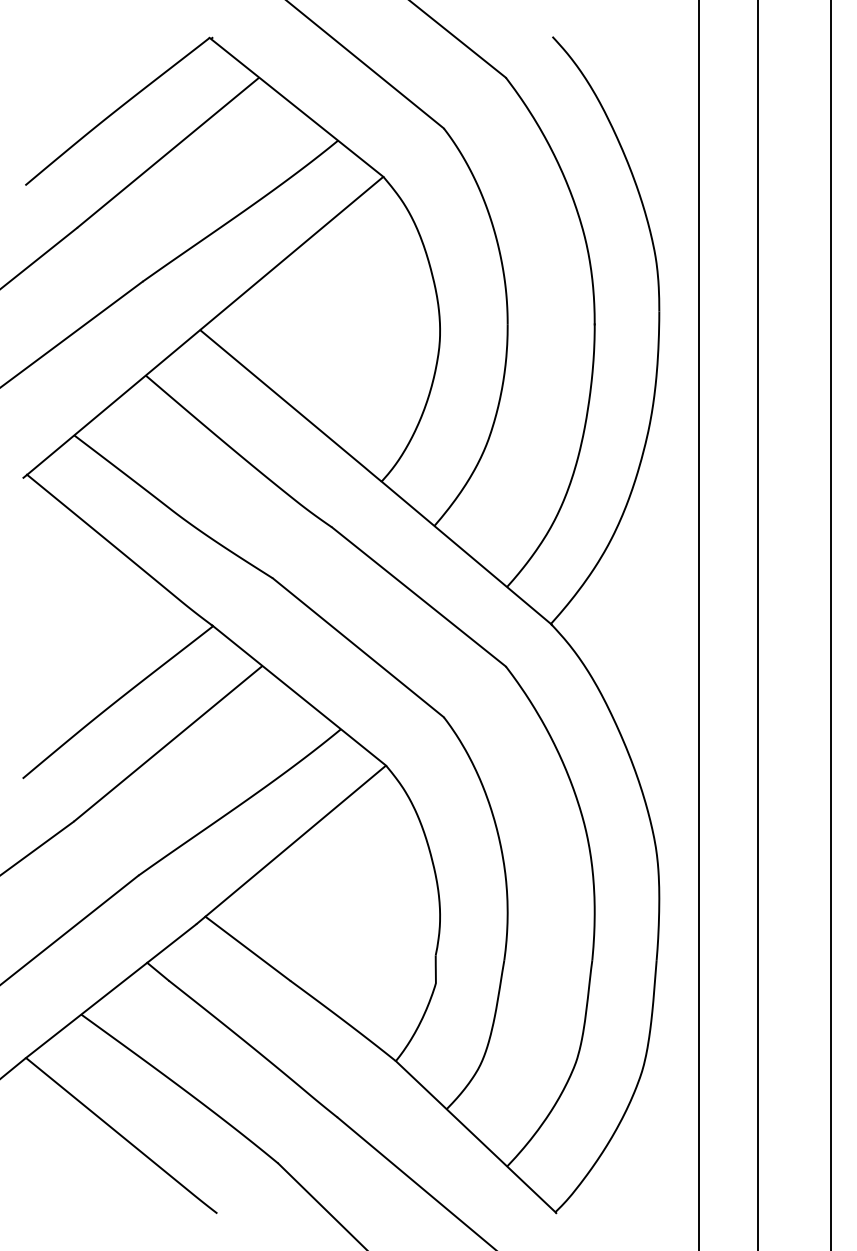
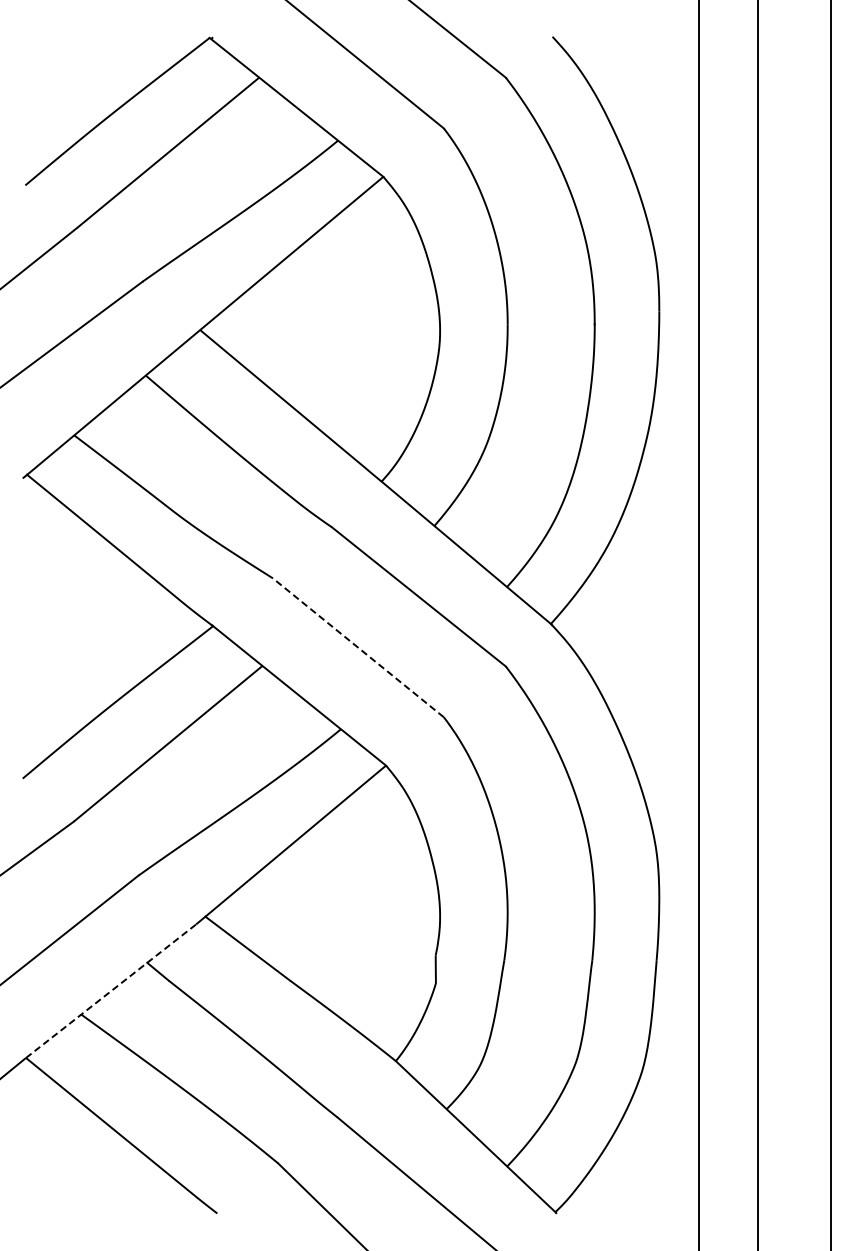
line: solid -> dashed (357, 647)
line: solid -> dashed (111, 990)
